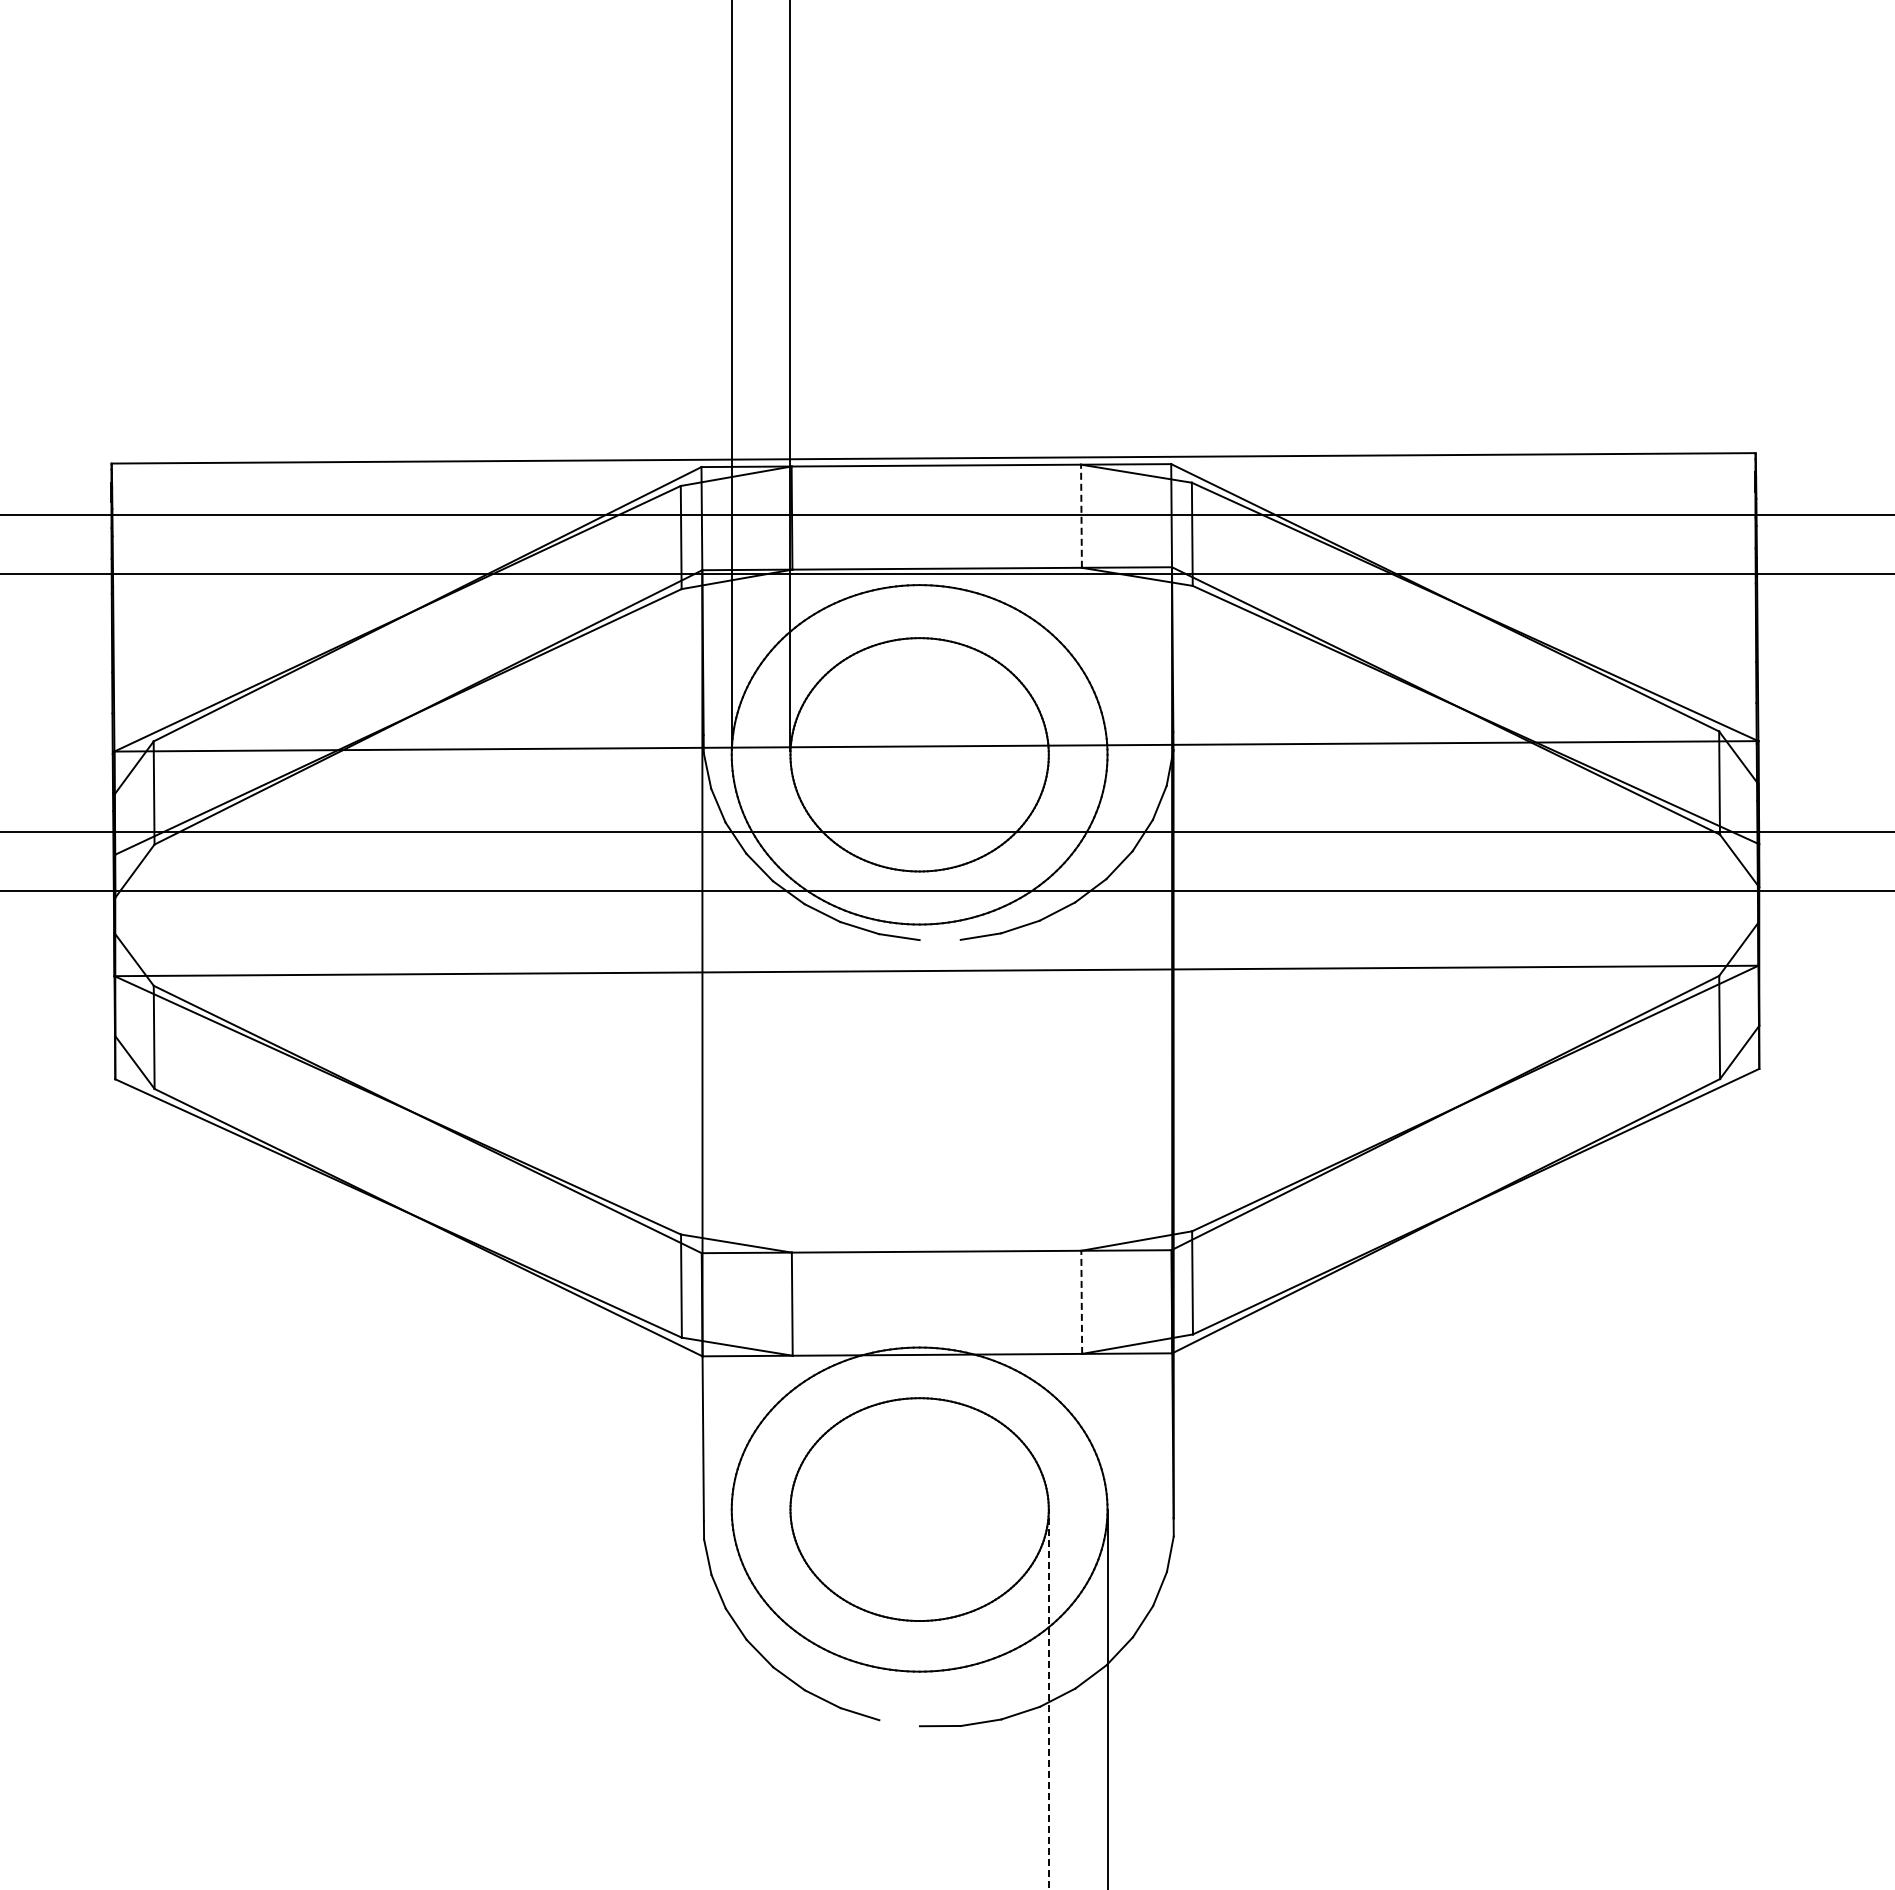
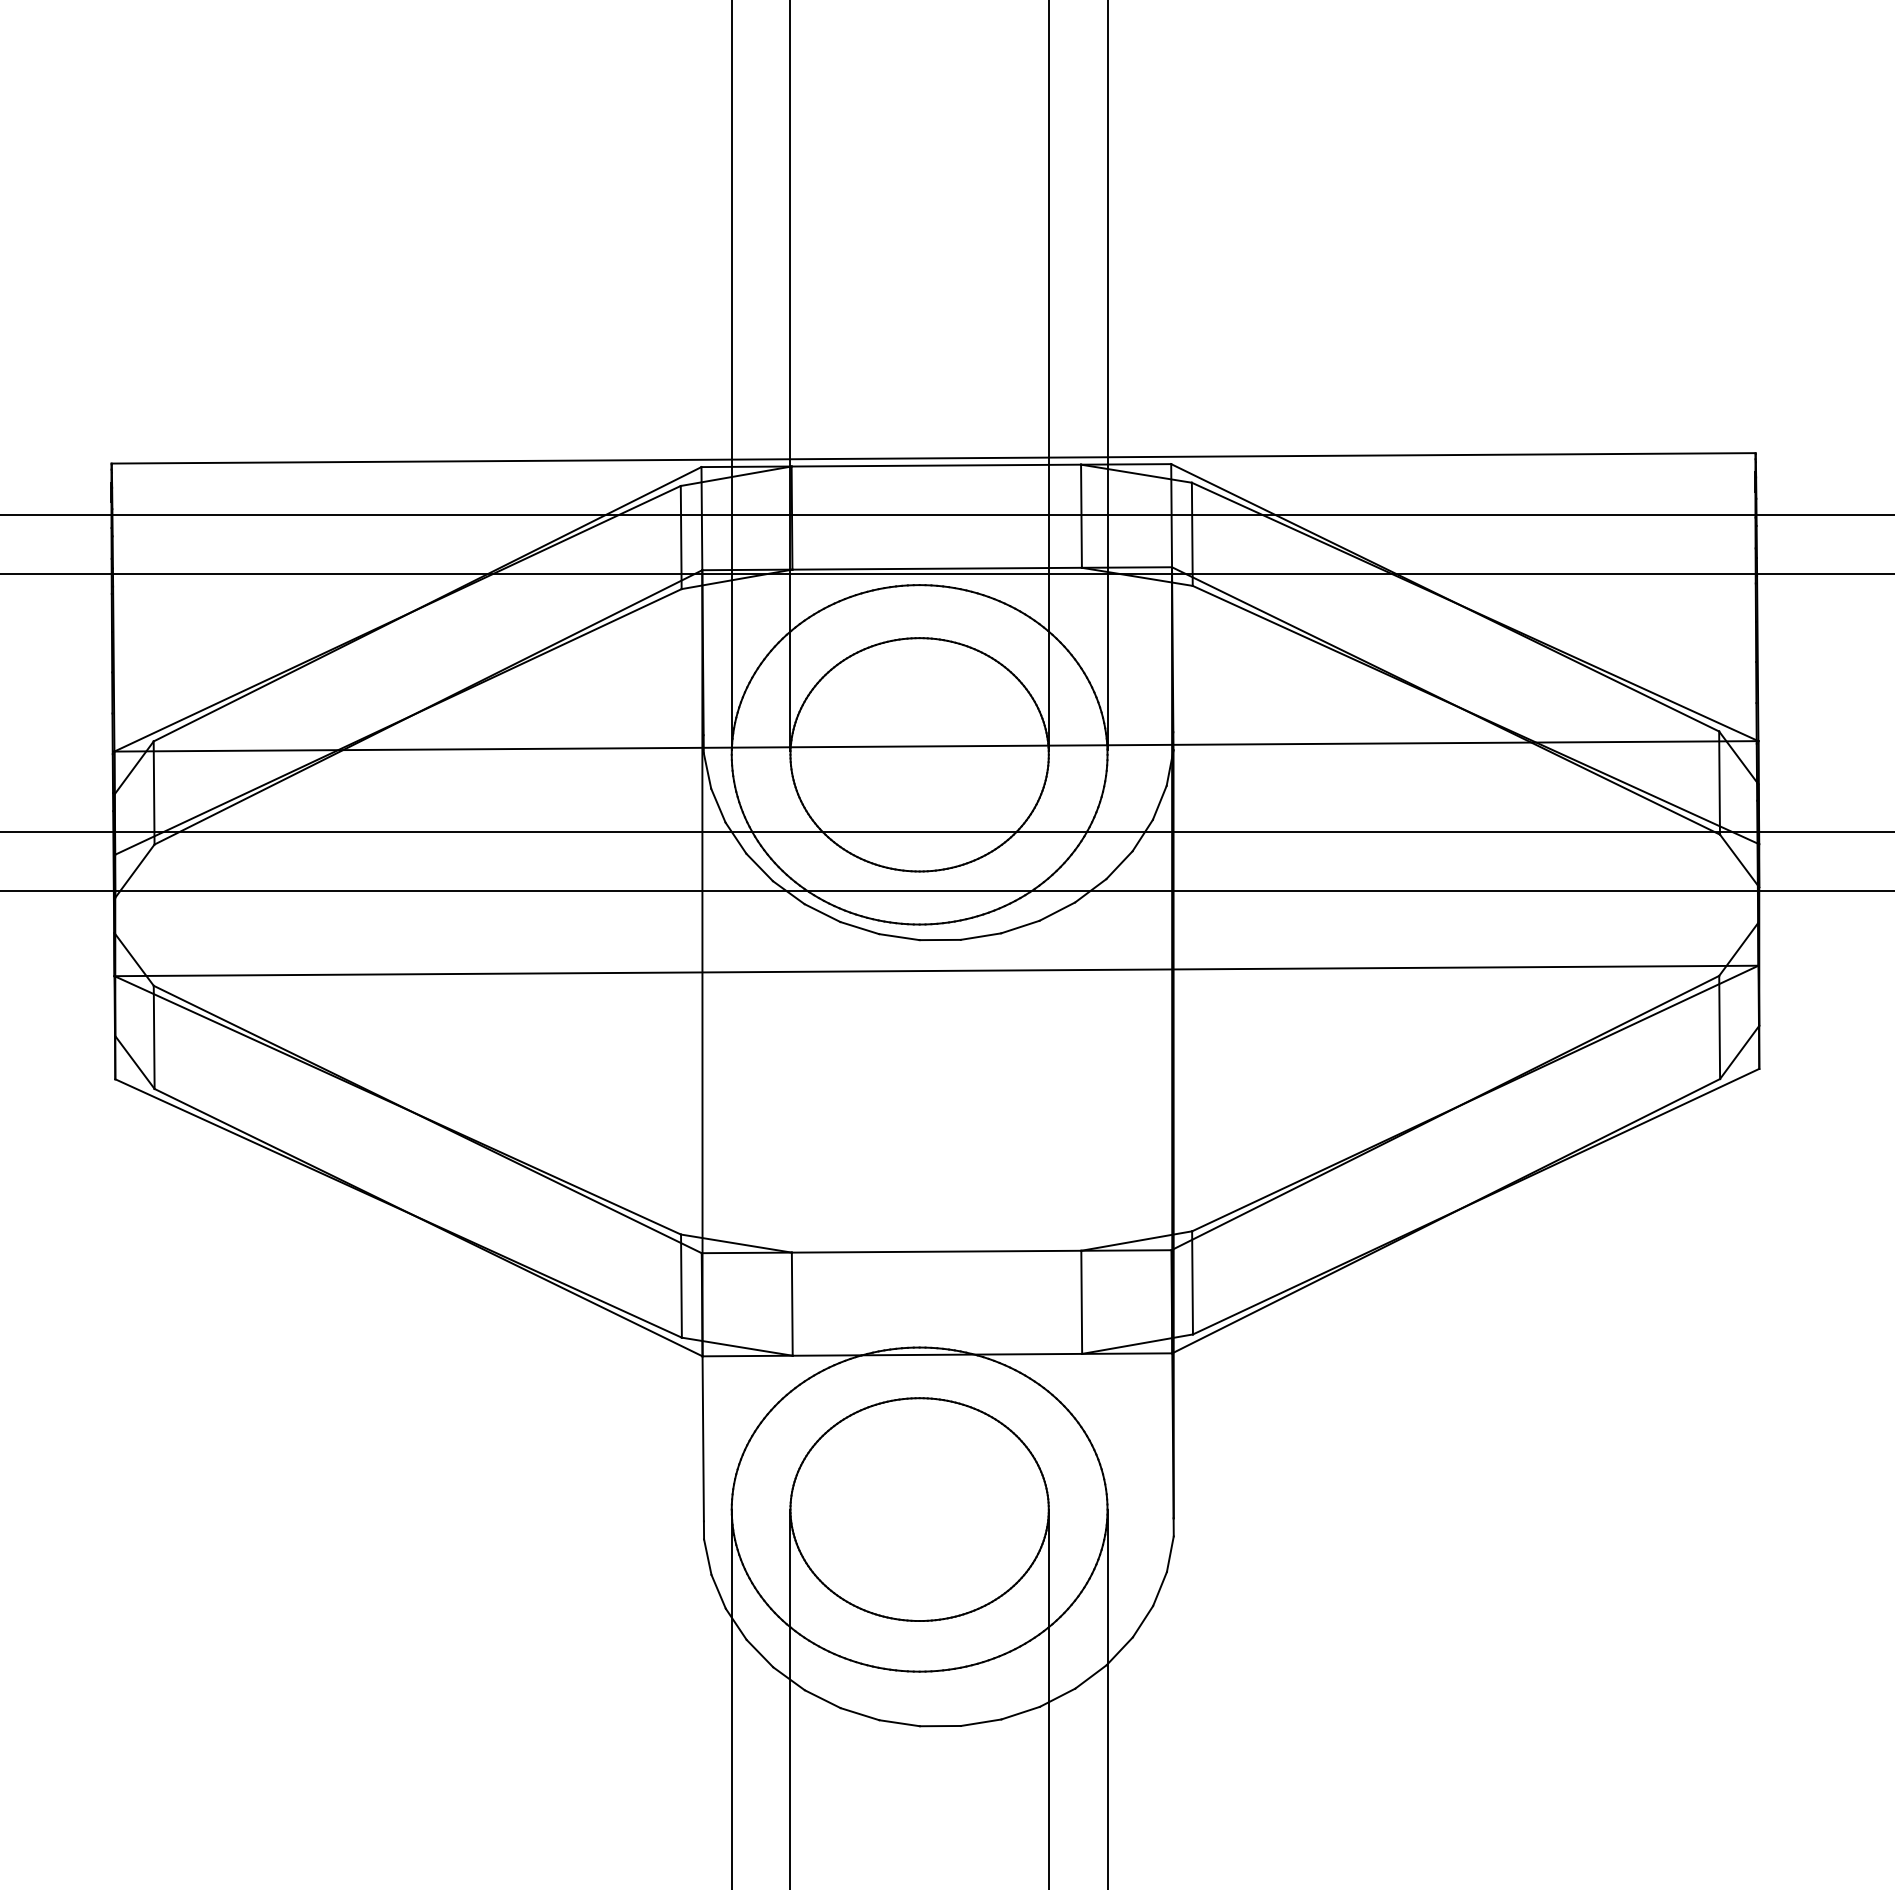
line: none -> present (1107, 375)
line: none -> present (1048, 376)
line: dashed -> solid (1081, 516)
line: none -> present (939, 939)
line: dashed -> solid (1081, 1302)
line: none -> present (731, 1697)
line: none -> present (790, 1697)
line: dashed -> solid (1048, 1699)
line: none -> present (899, 1723)
